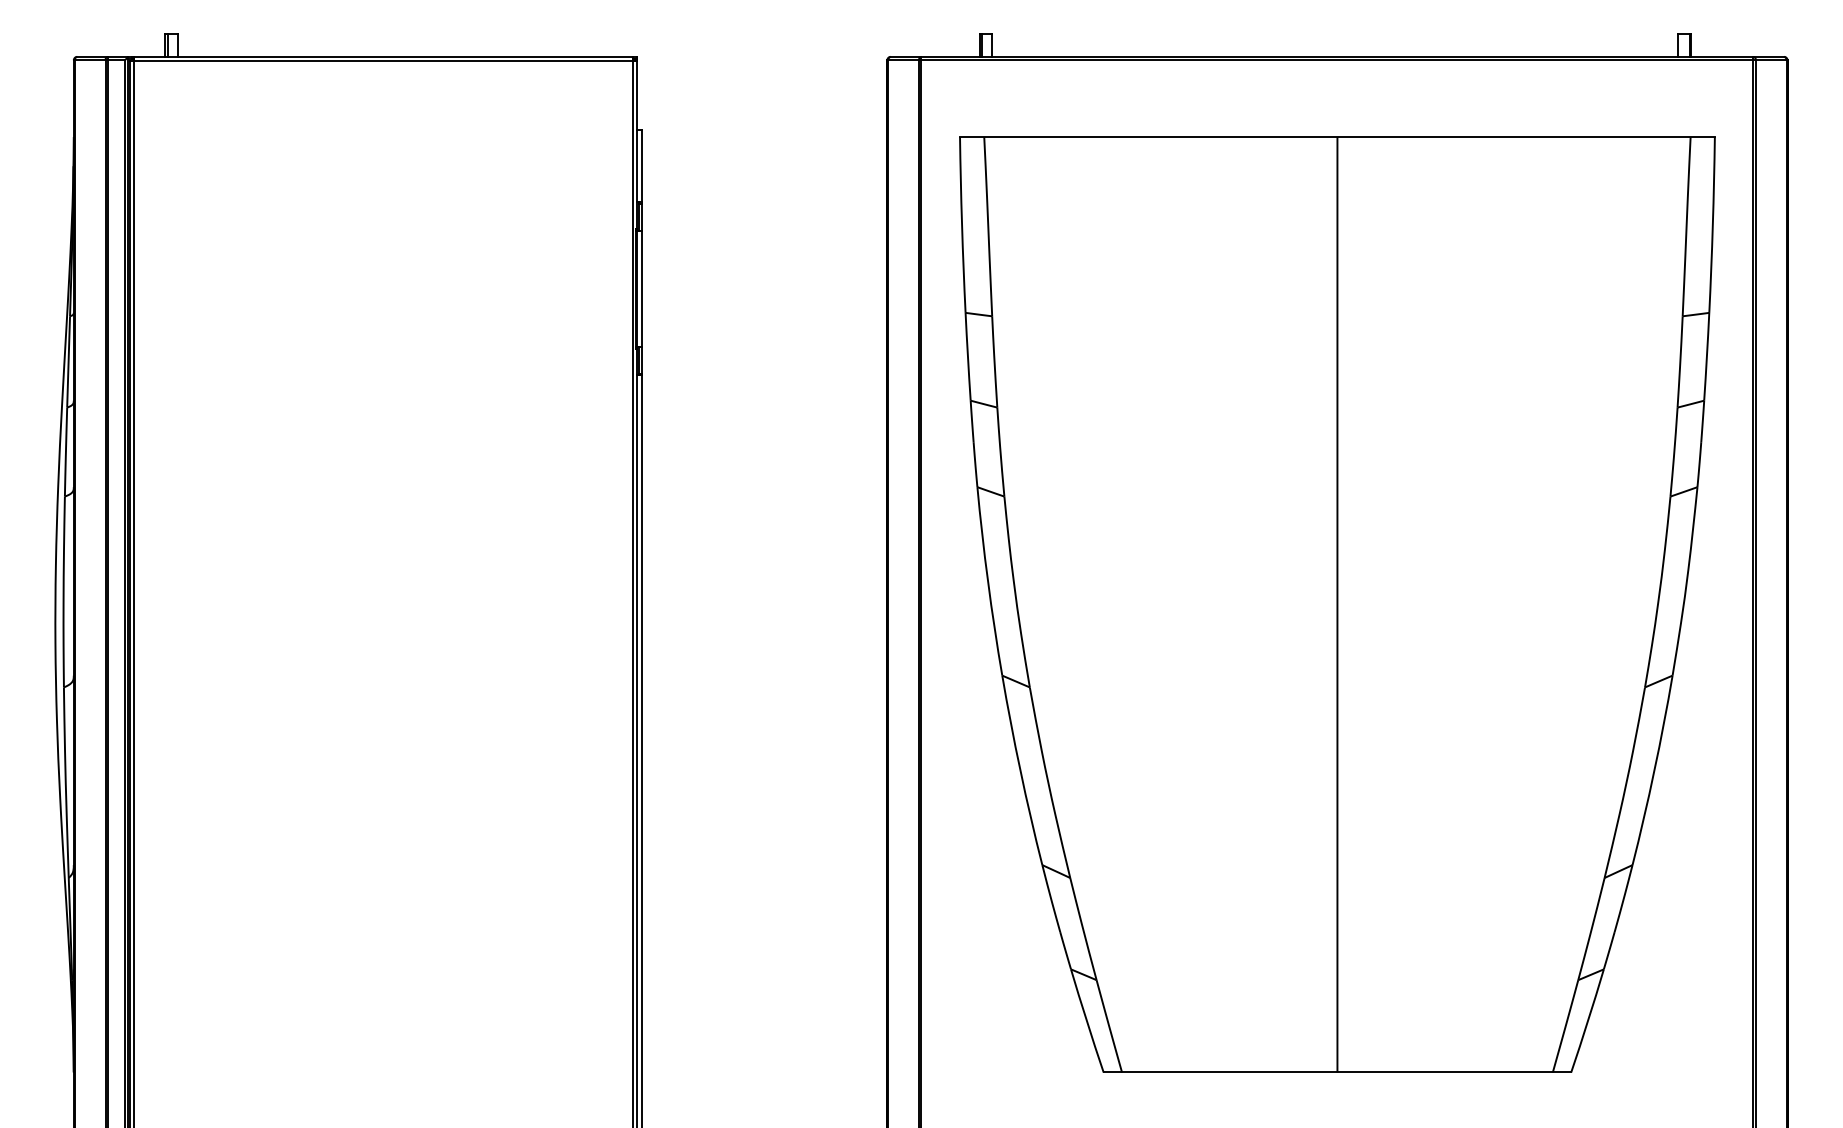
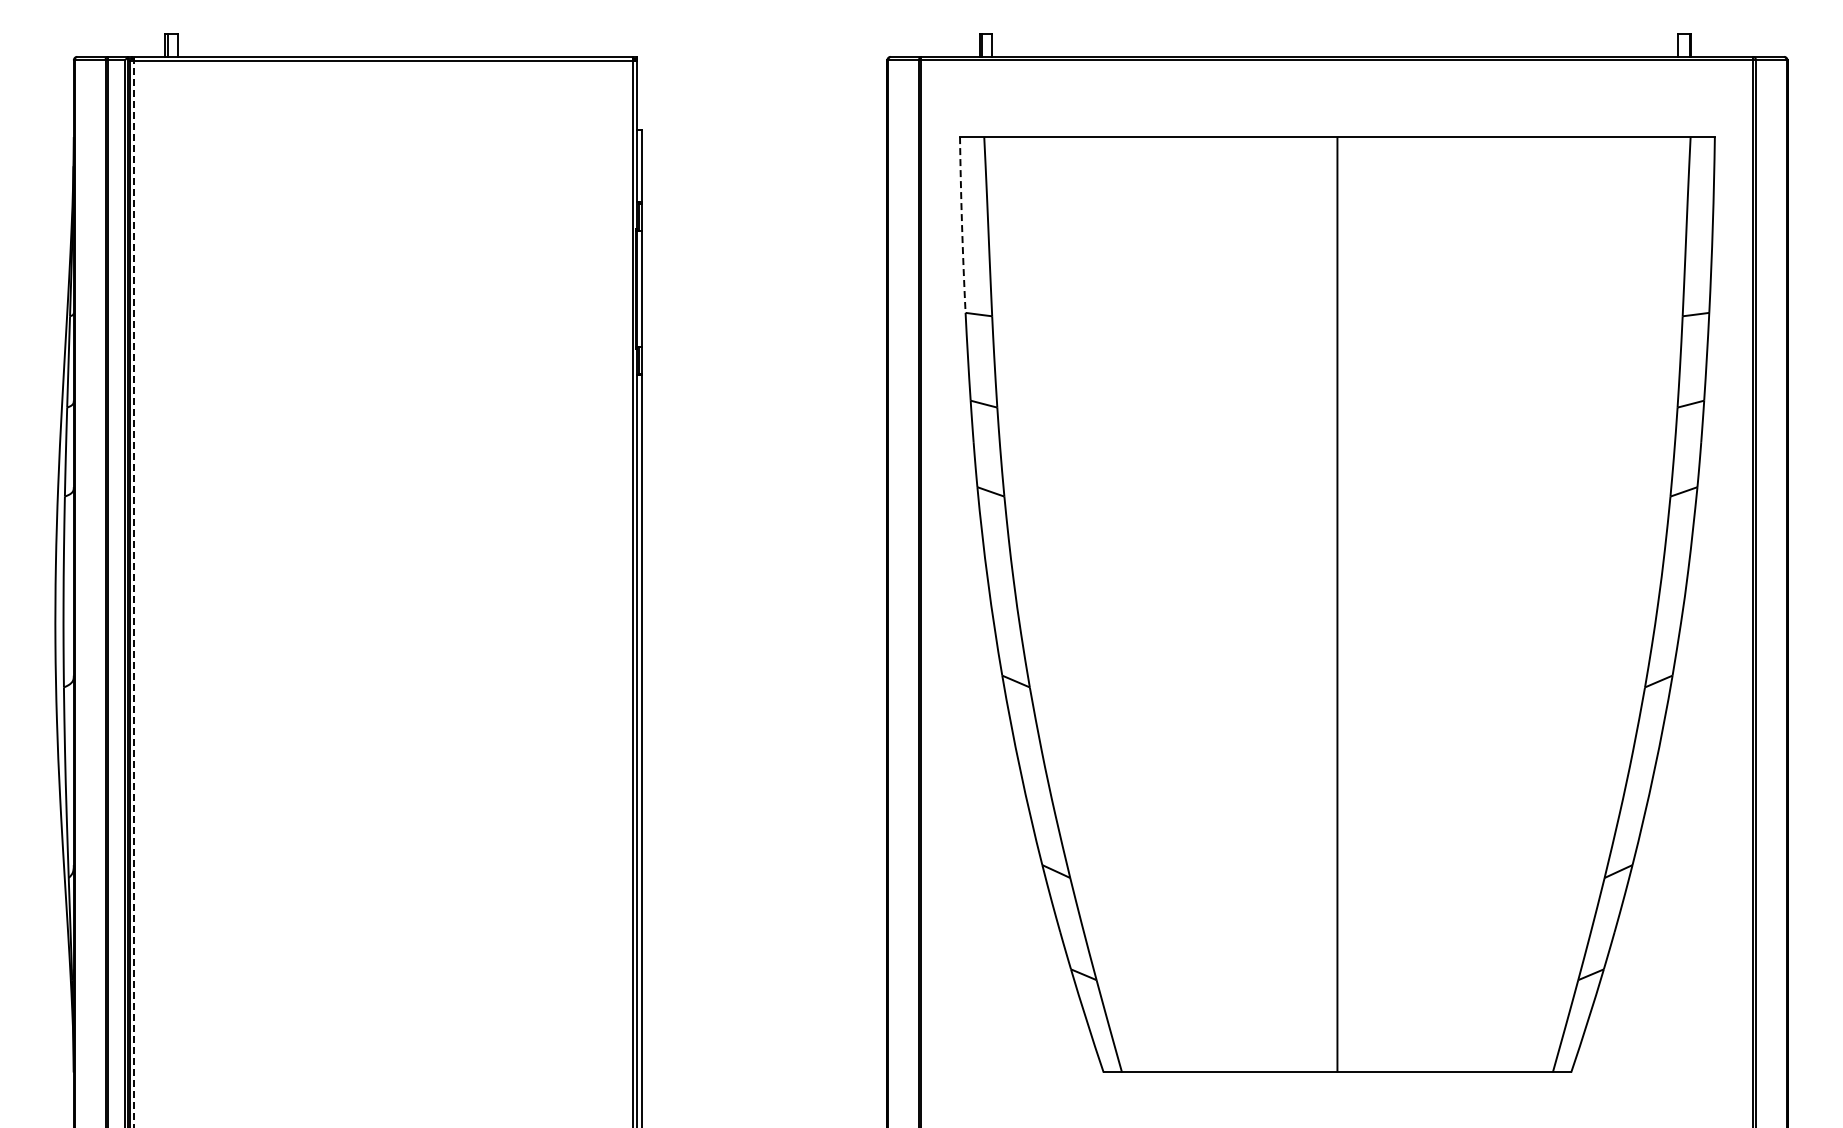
arc: solid -> dashed (962, 225)
line: solid -> dashed (134, 592)
